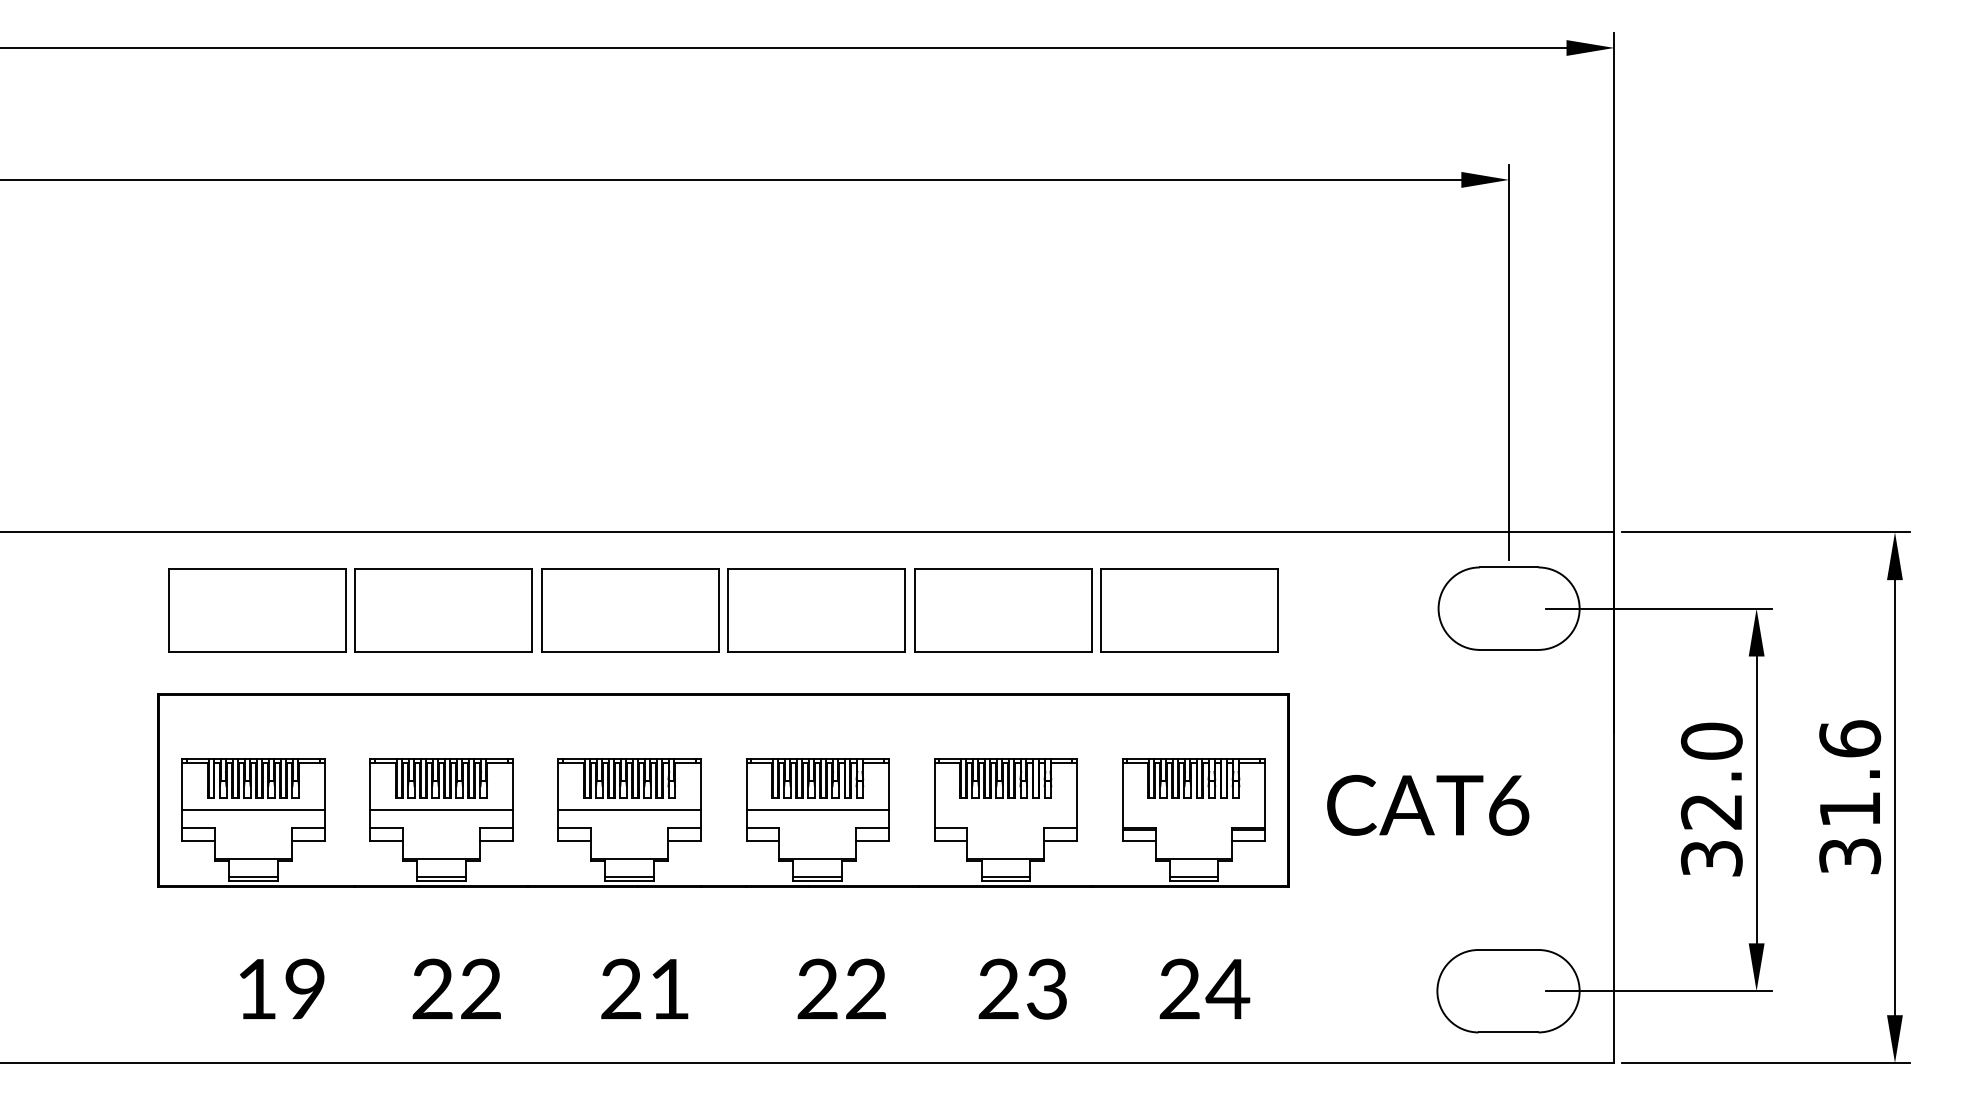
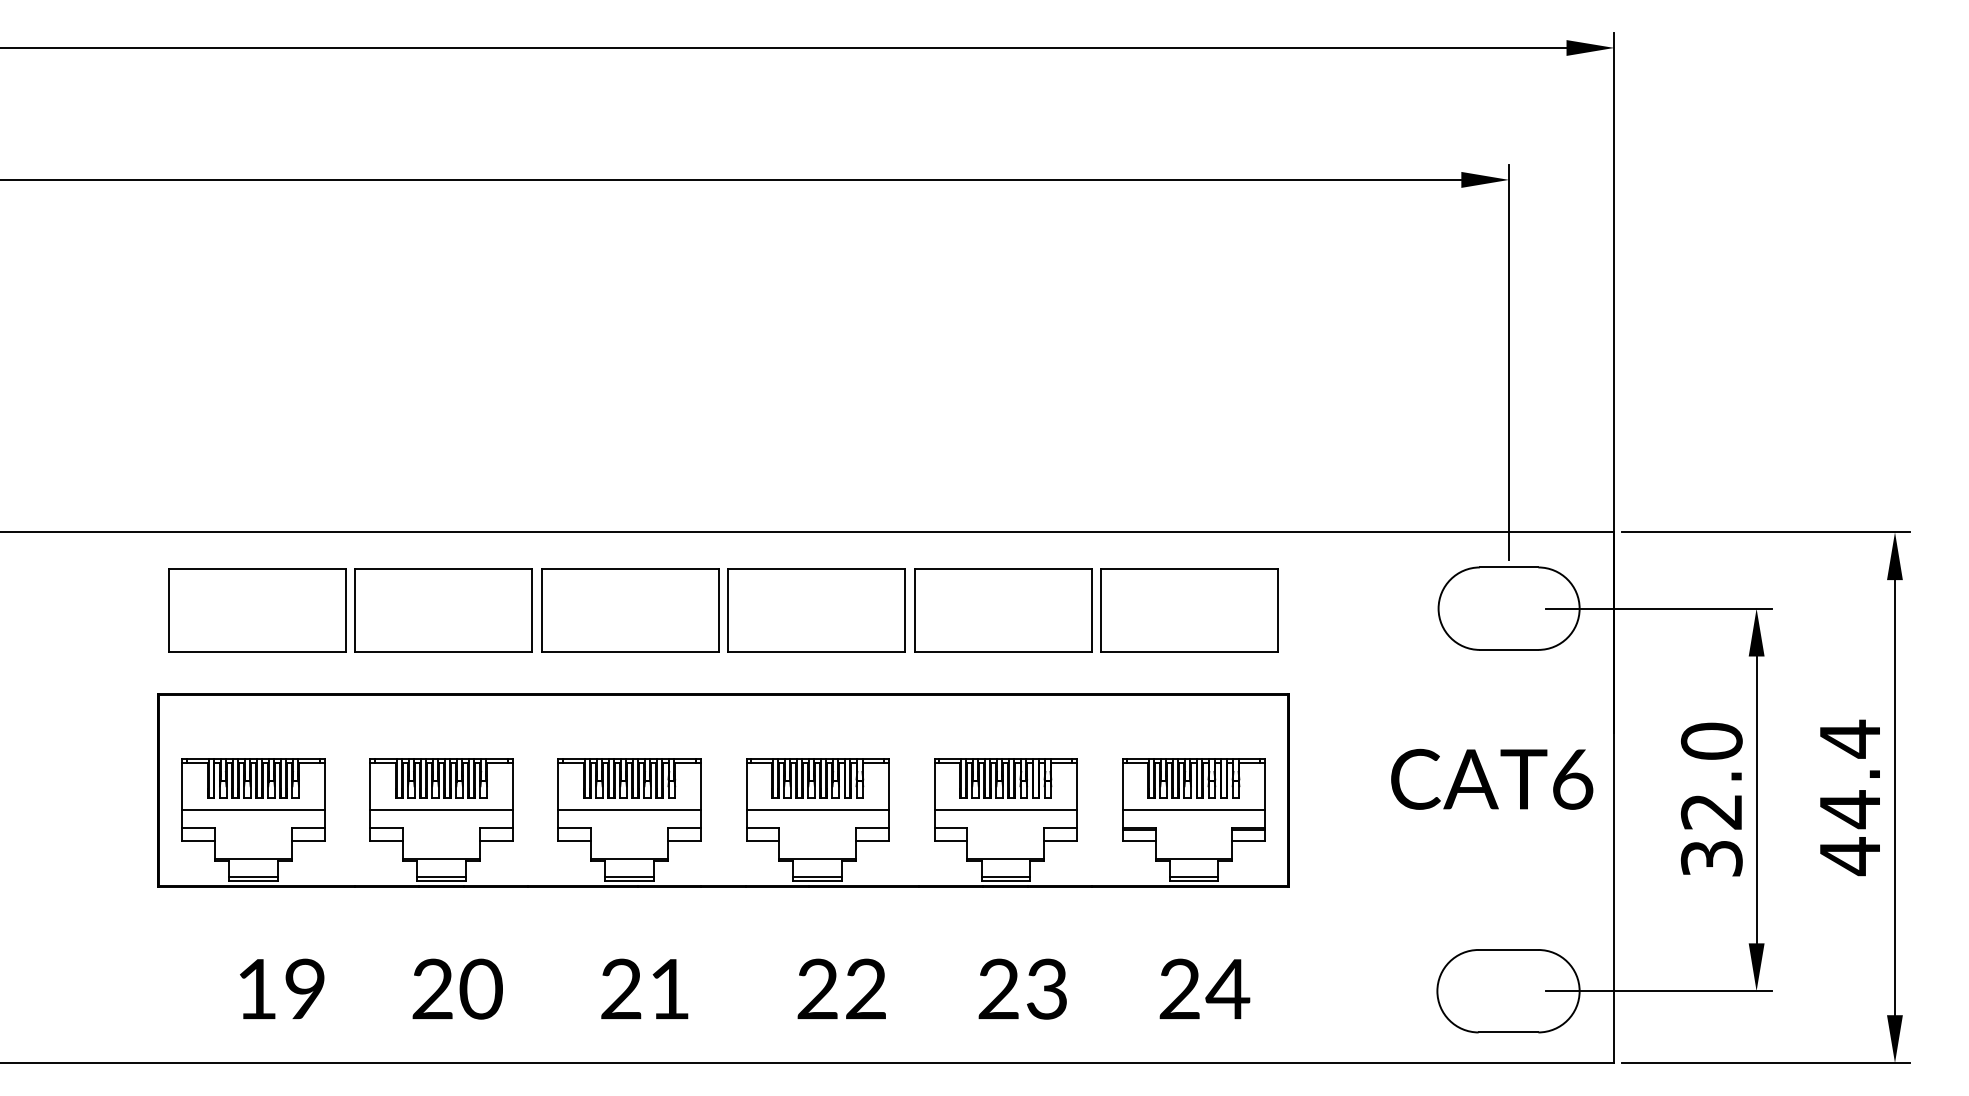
text: 31.6 -> 44.4 (1850, 797)
text position: (1428, 804) -> (1492, 778) (1492, 778)
line: none -> present (1005, 809)
line: none -> present (1193, 809)
text: 22 -> 20 (480, 989)
